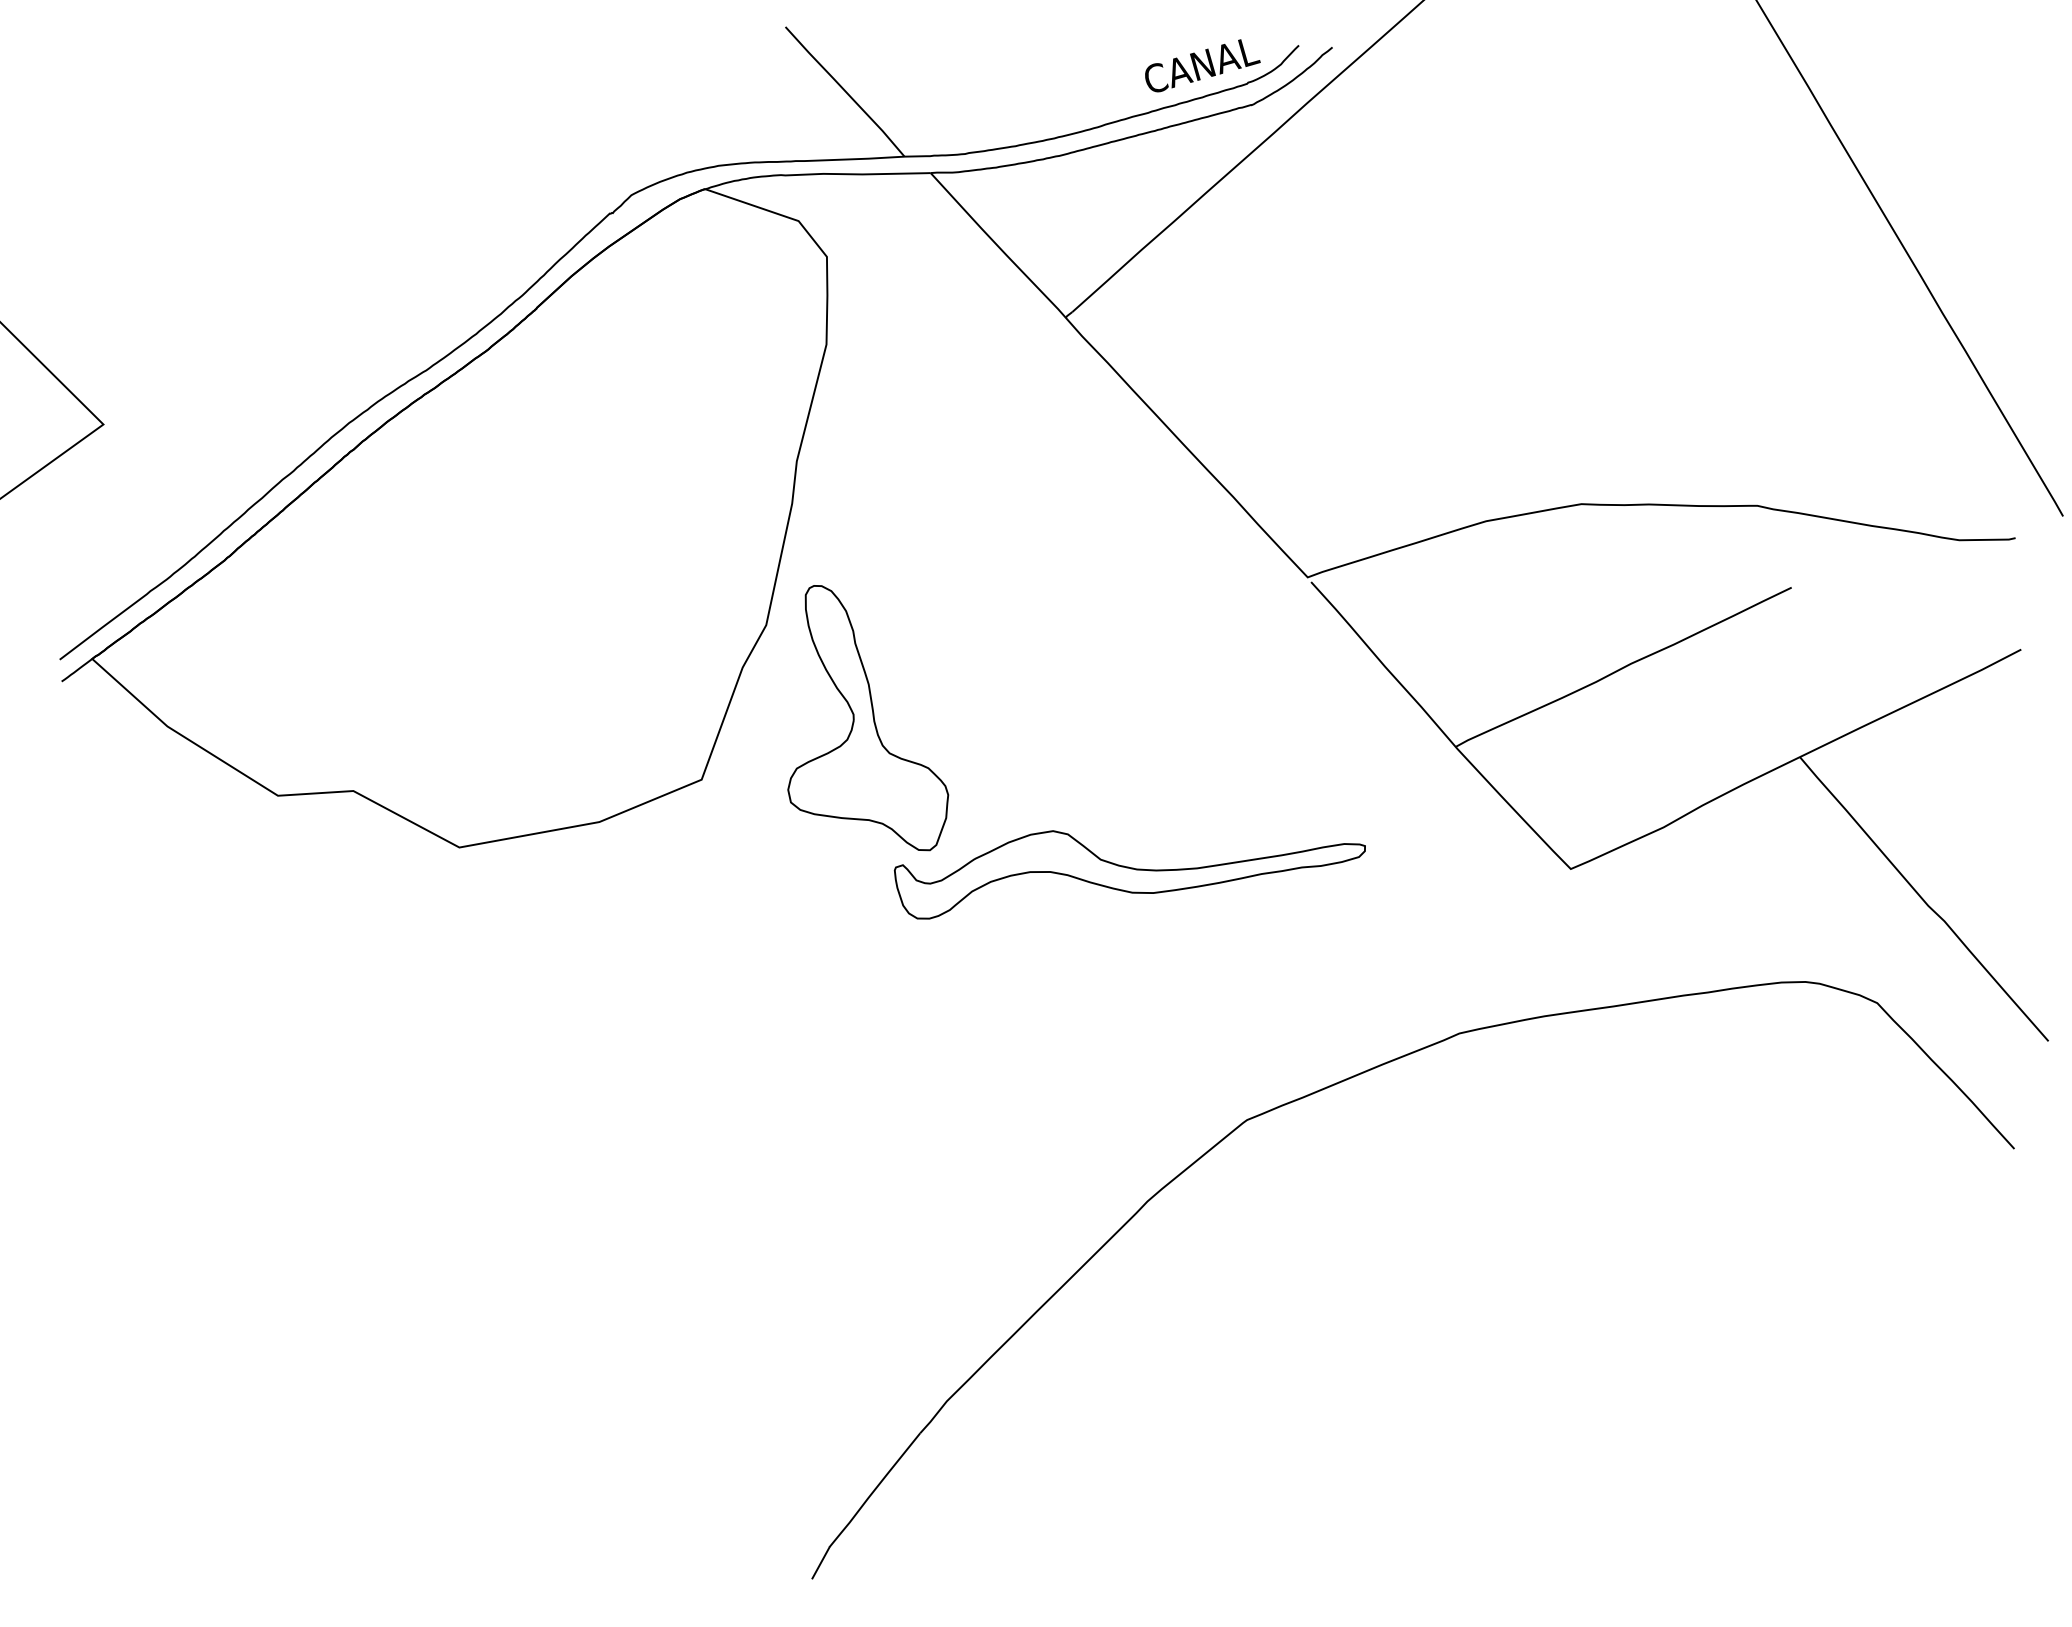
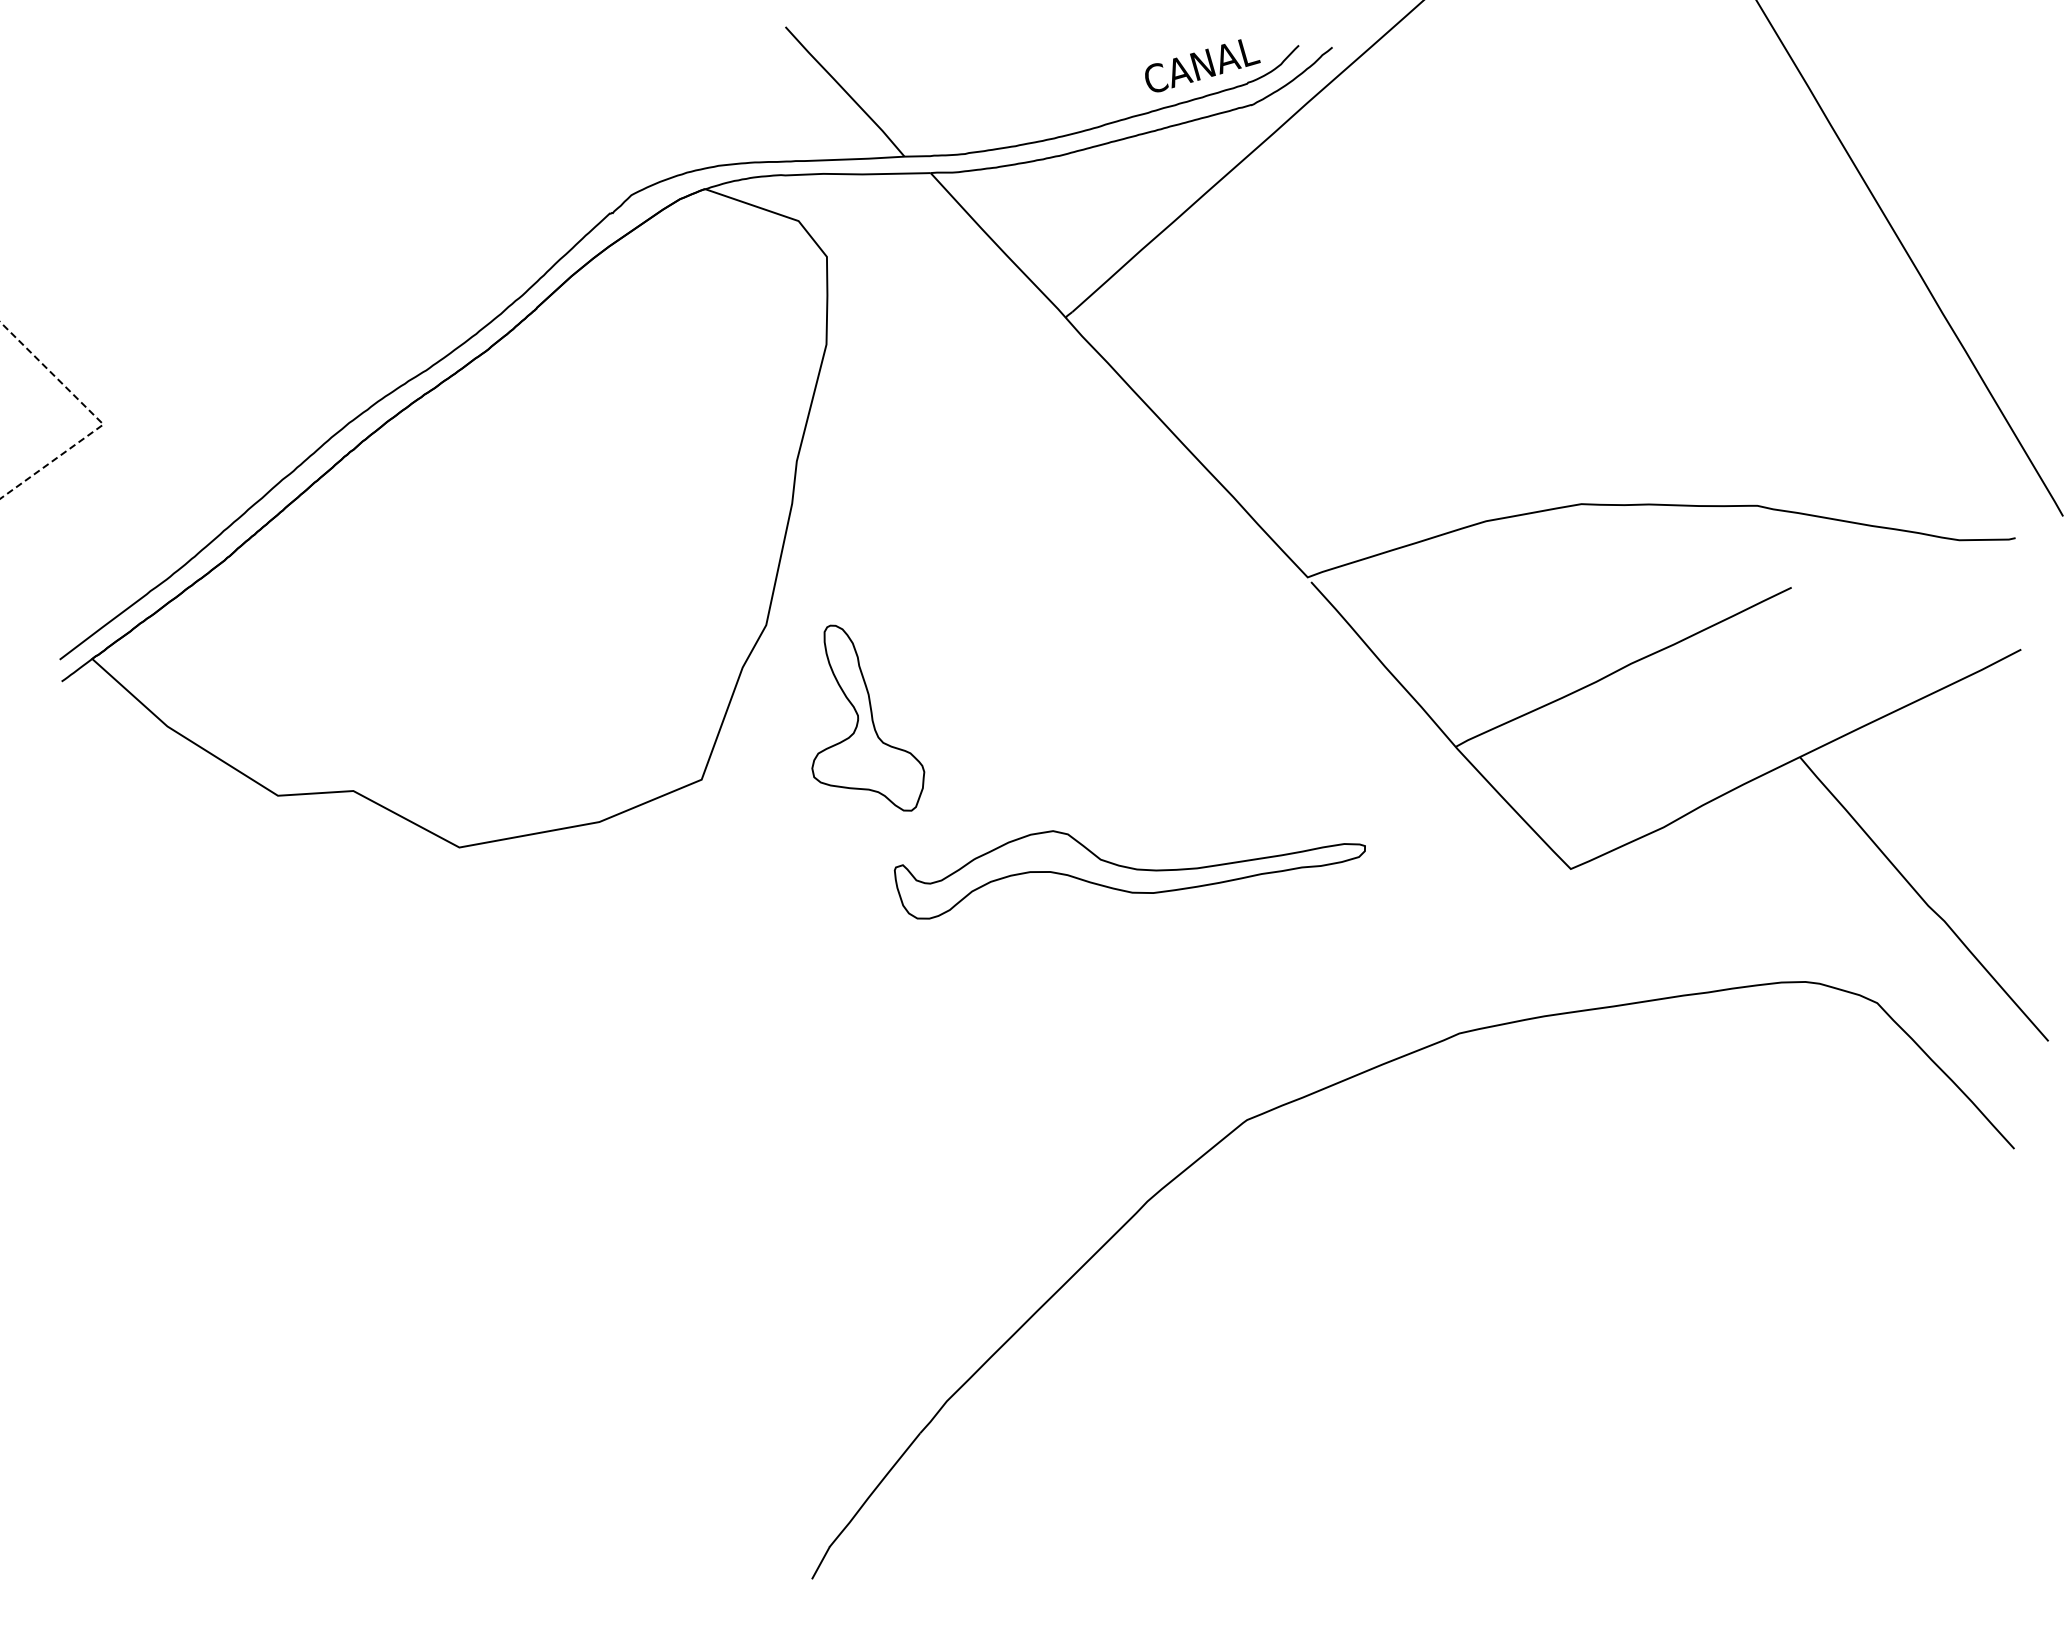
line: solid -> dashed (97, 418)
part size: 163x267 px -> 115x188 px (868, 717)
